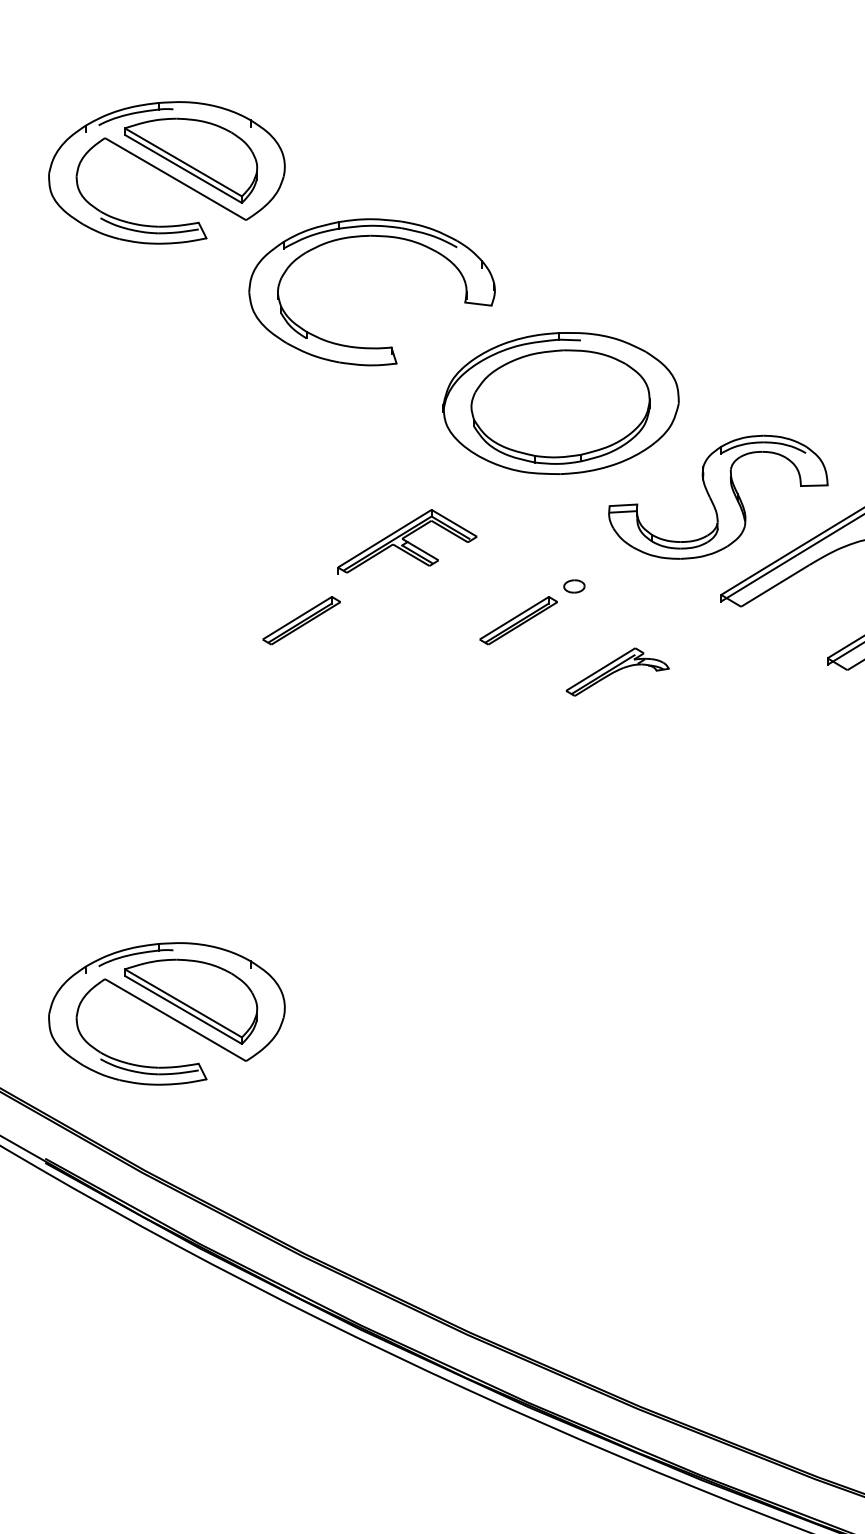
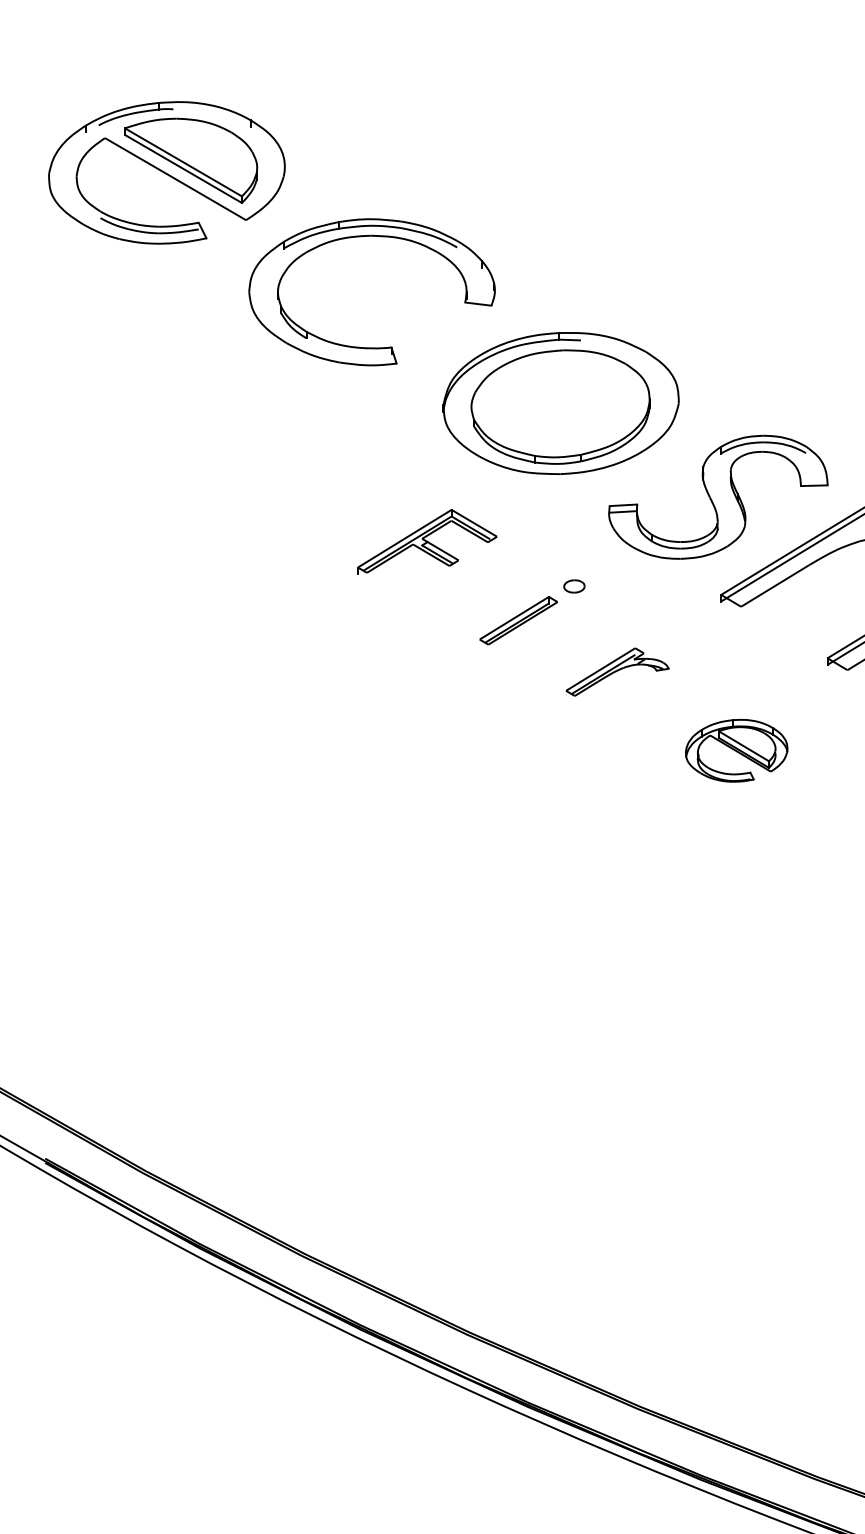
part position: (407, 541) -> (427, 541) (427, 541)
part: present -> none (301, 620)
part: none -> present (736, 750)
part: present -> none (166, 1013)
